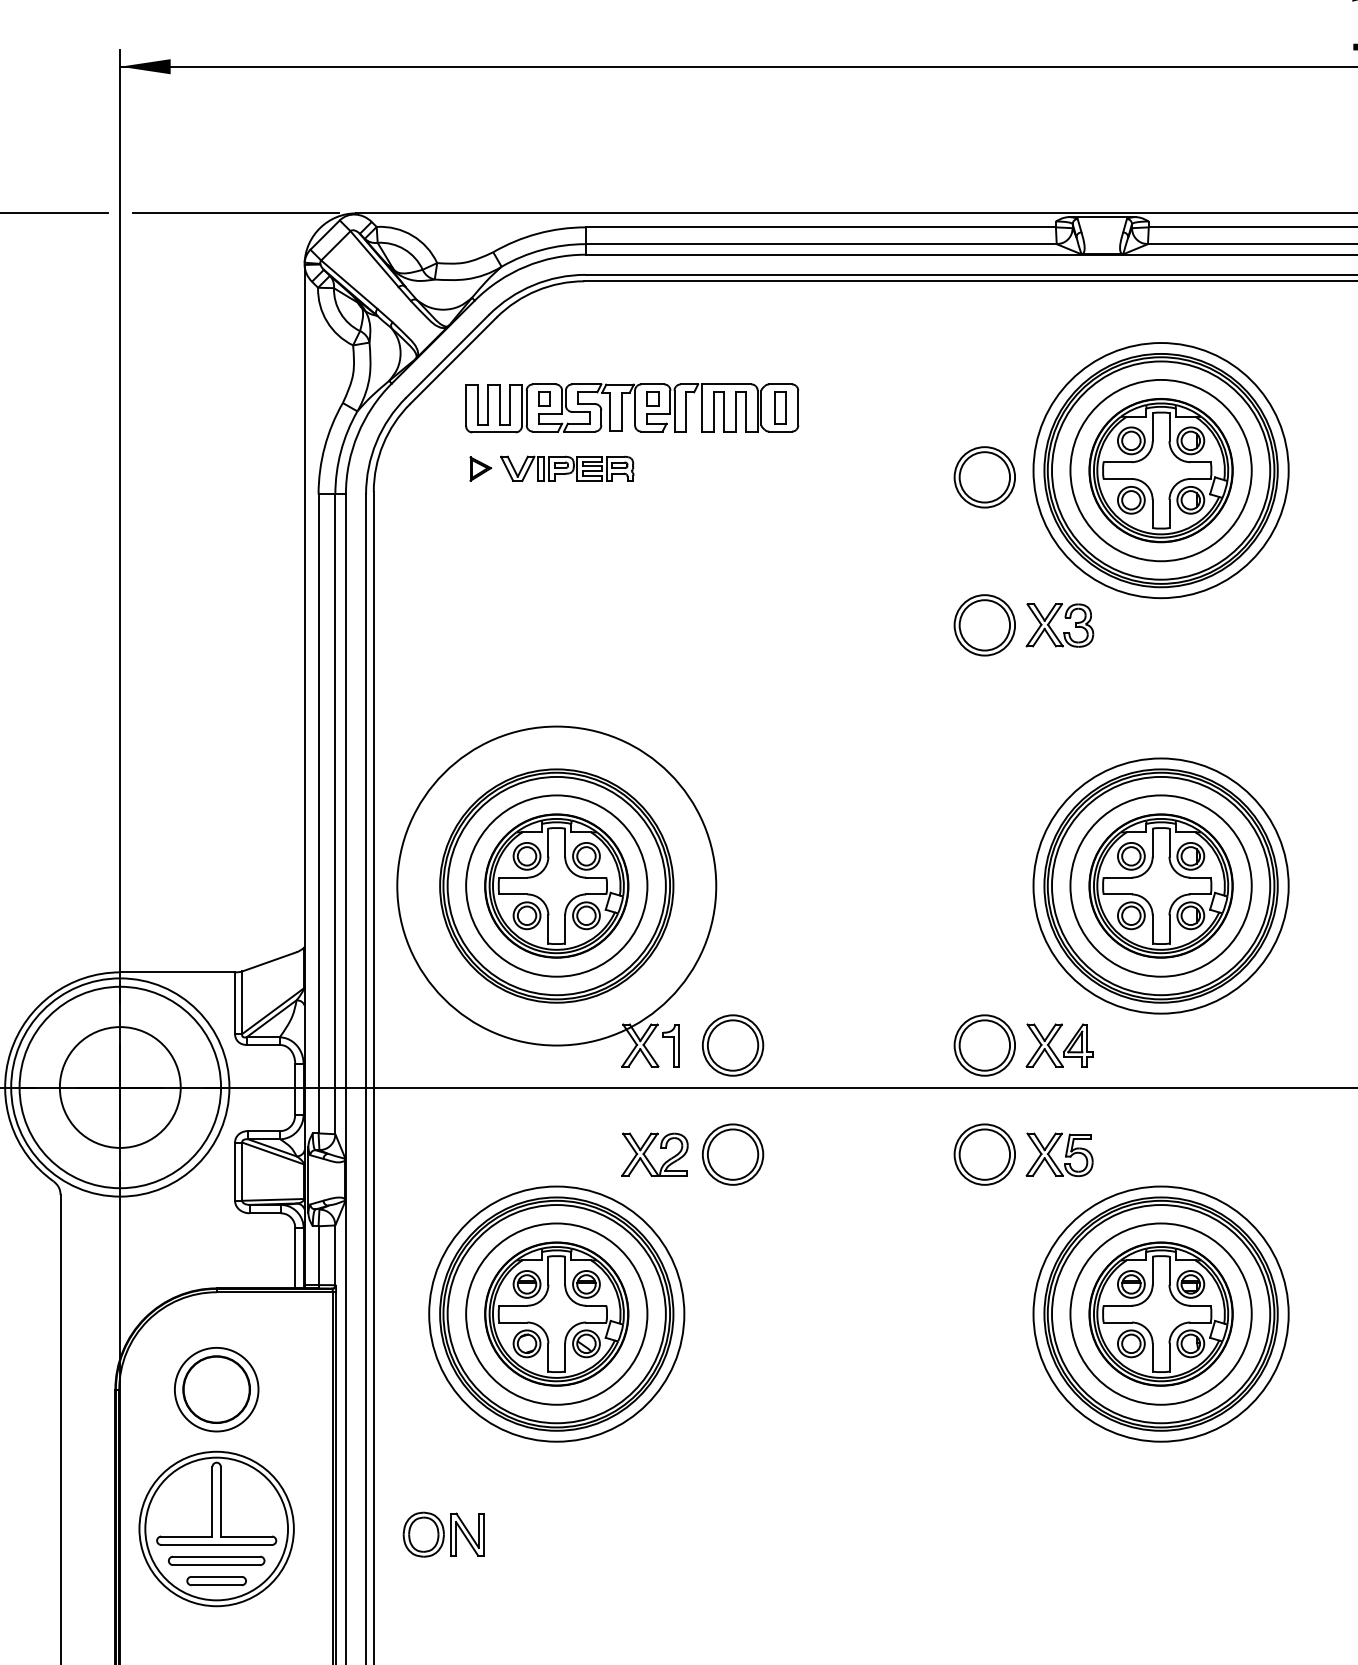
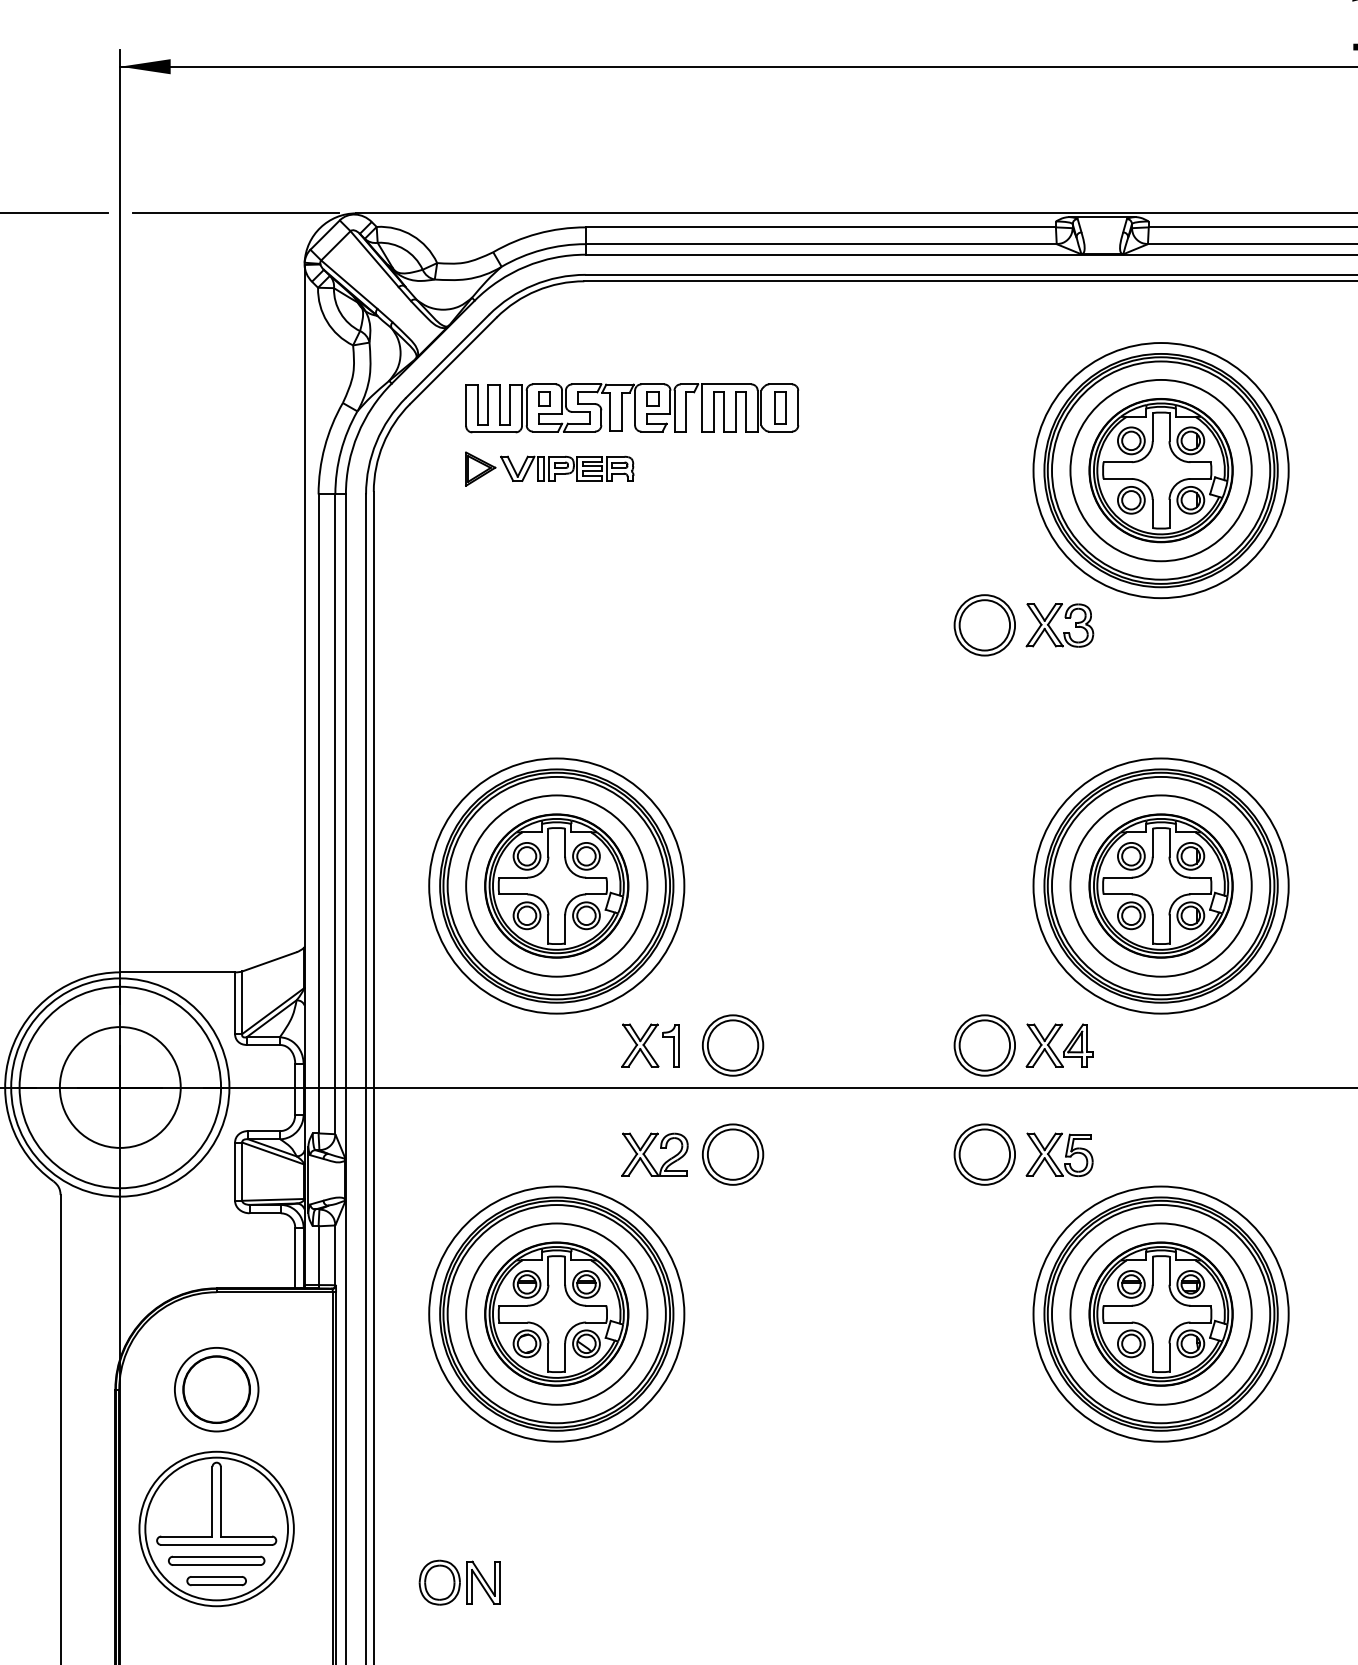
part size: 24x26 px -> 32x36 px (480, 468)
part: present -> none (984, 477)
circle diameter: 319 px -> 255 px (556, 885)
part position: (443, 1534) -> (459, 1582) (459, 1582)
